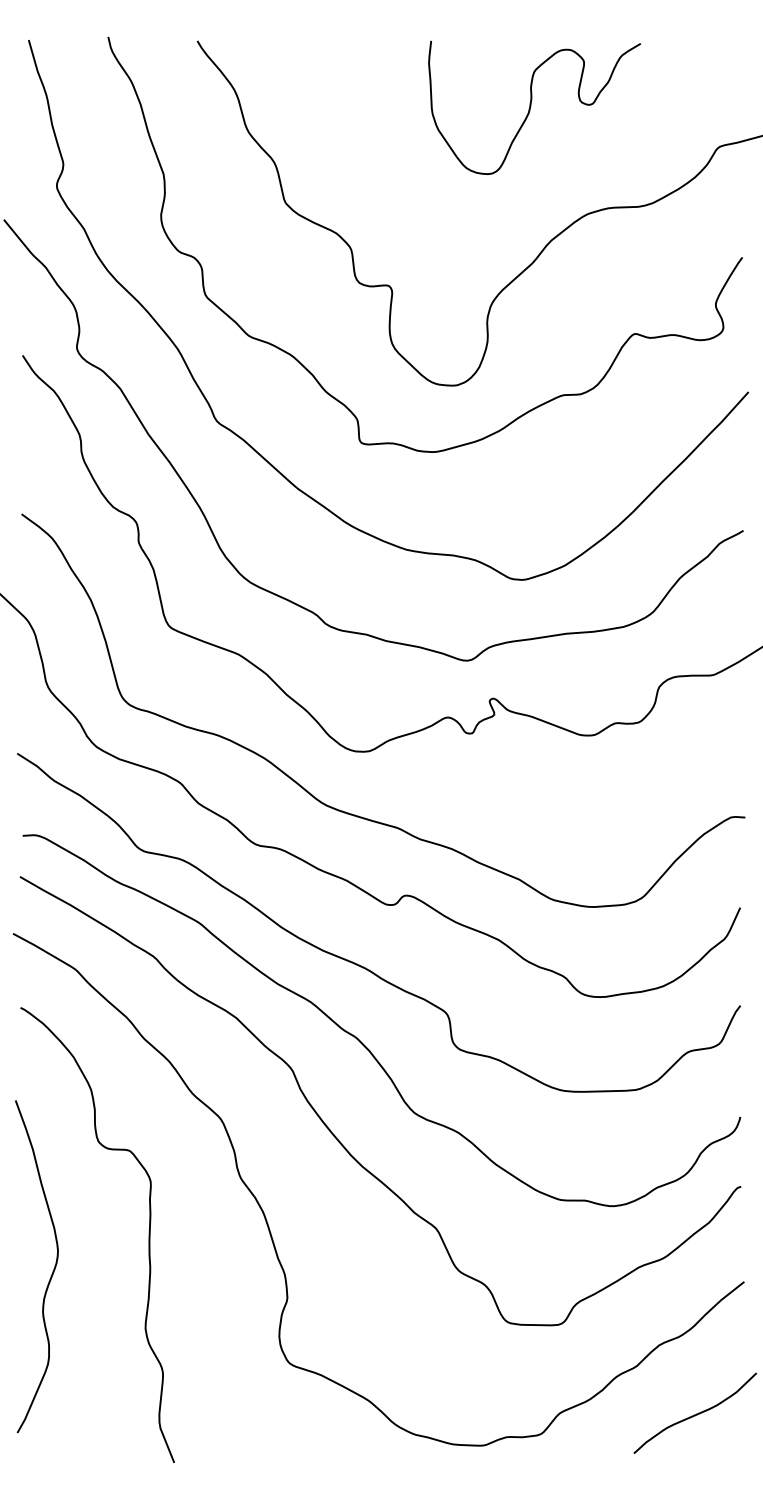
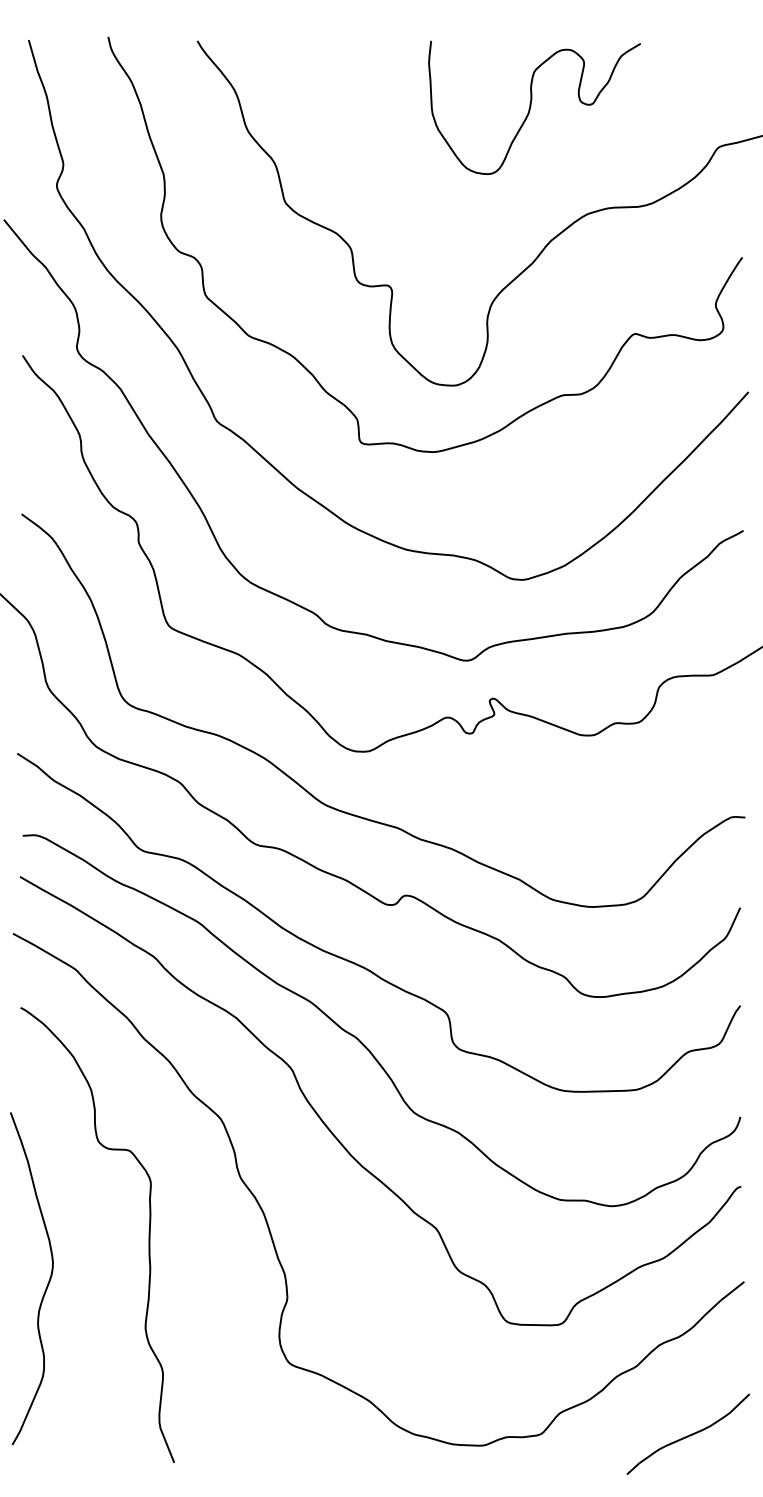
curve position: (51, 1273) -> (46, 1285) (46, 1285)
curve position: (694, 1414) -> (687, 1435) (687, 1435)
